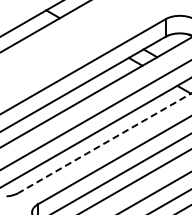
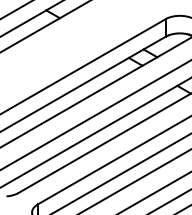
line: none -> present (15, 10)
line: dashed -> solid (105, 143)
